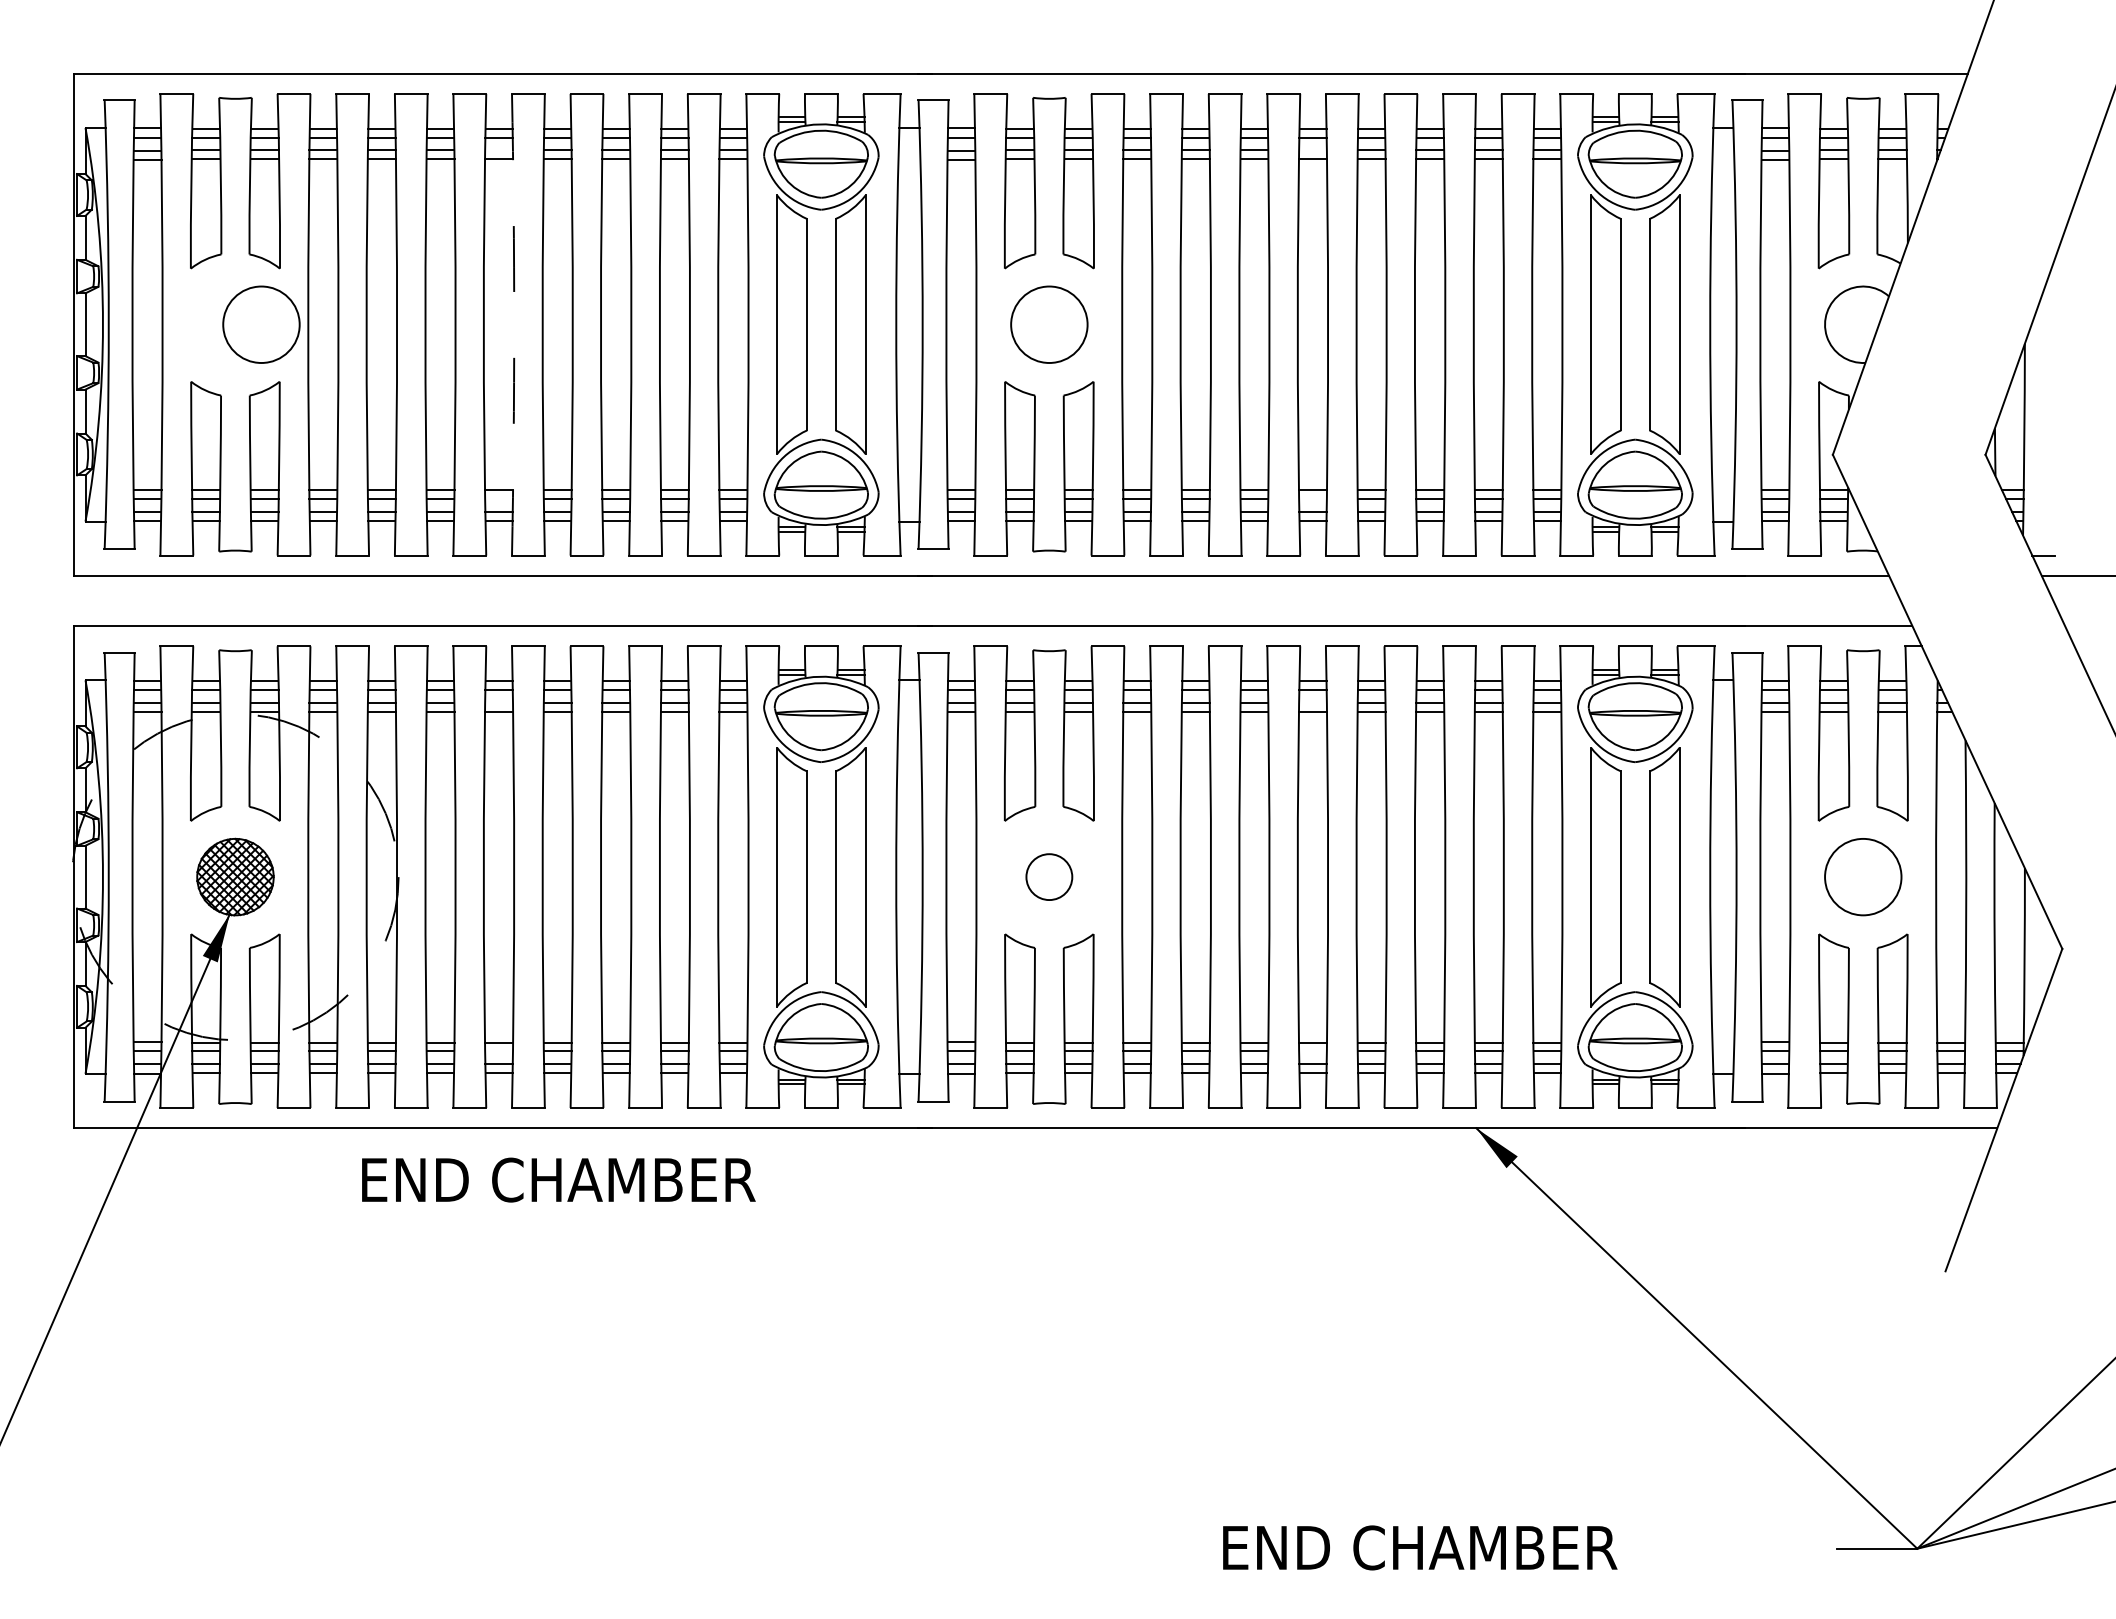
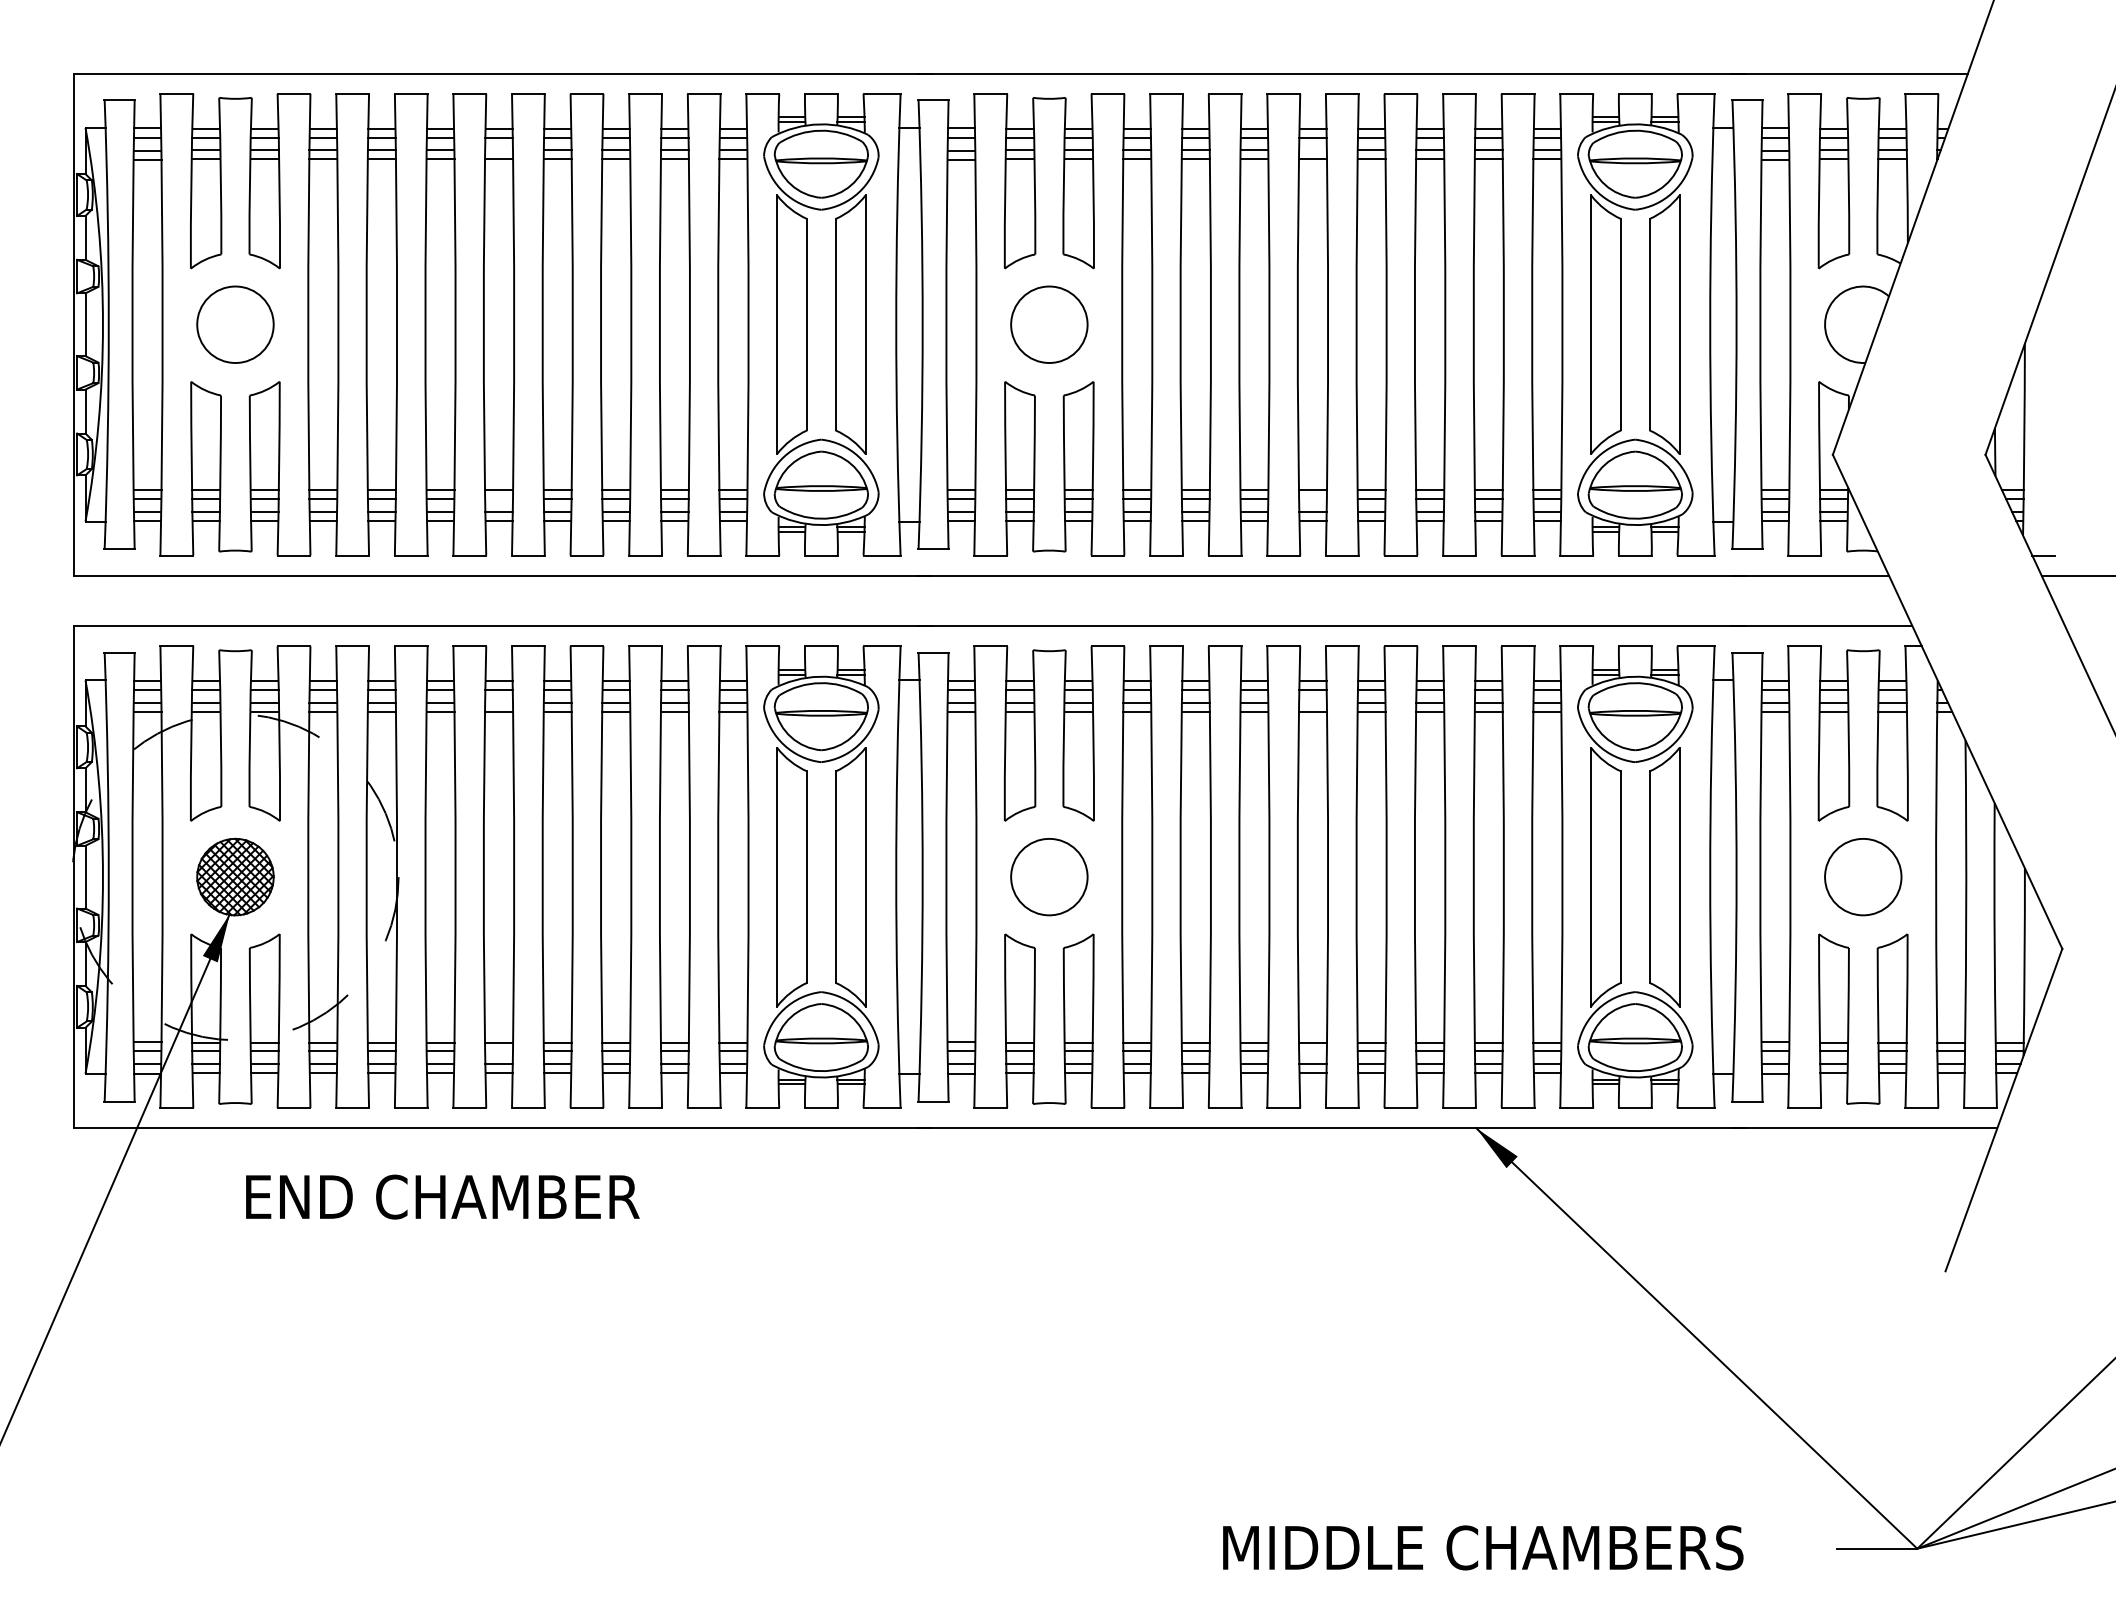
circle position: (261, 324) -> (235, 324) (235, 324)
arc: dashed -> solid (514, 324)
circle diameter: 46 px -> 76 px (1049, 876)
text position: (558, 1179) -> (442, 1196) (442, 1196)
text: END CHAMBER -> MIDDLE CHAMBERS (1485, 1547)
